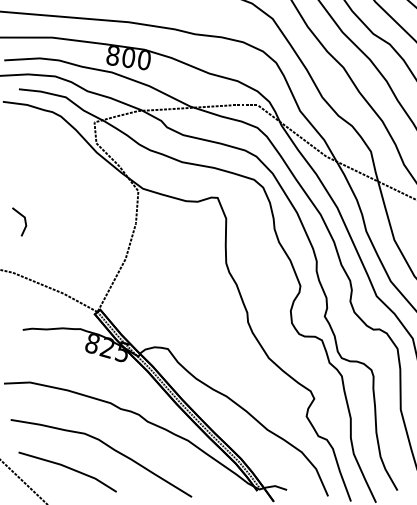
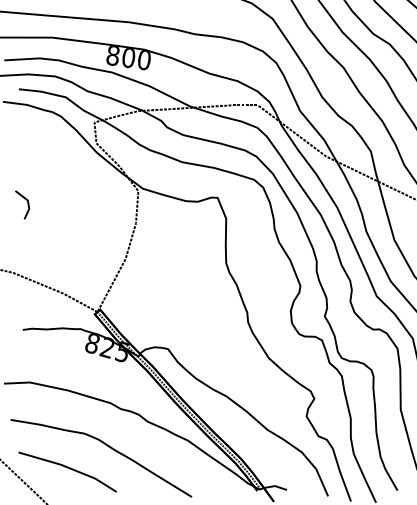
line position: (24, 221) -> (27, 204) (27, 204)
